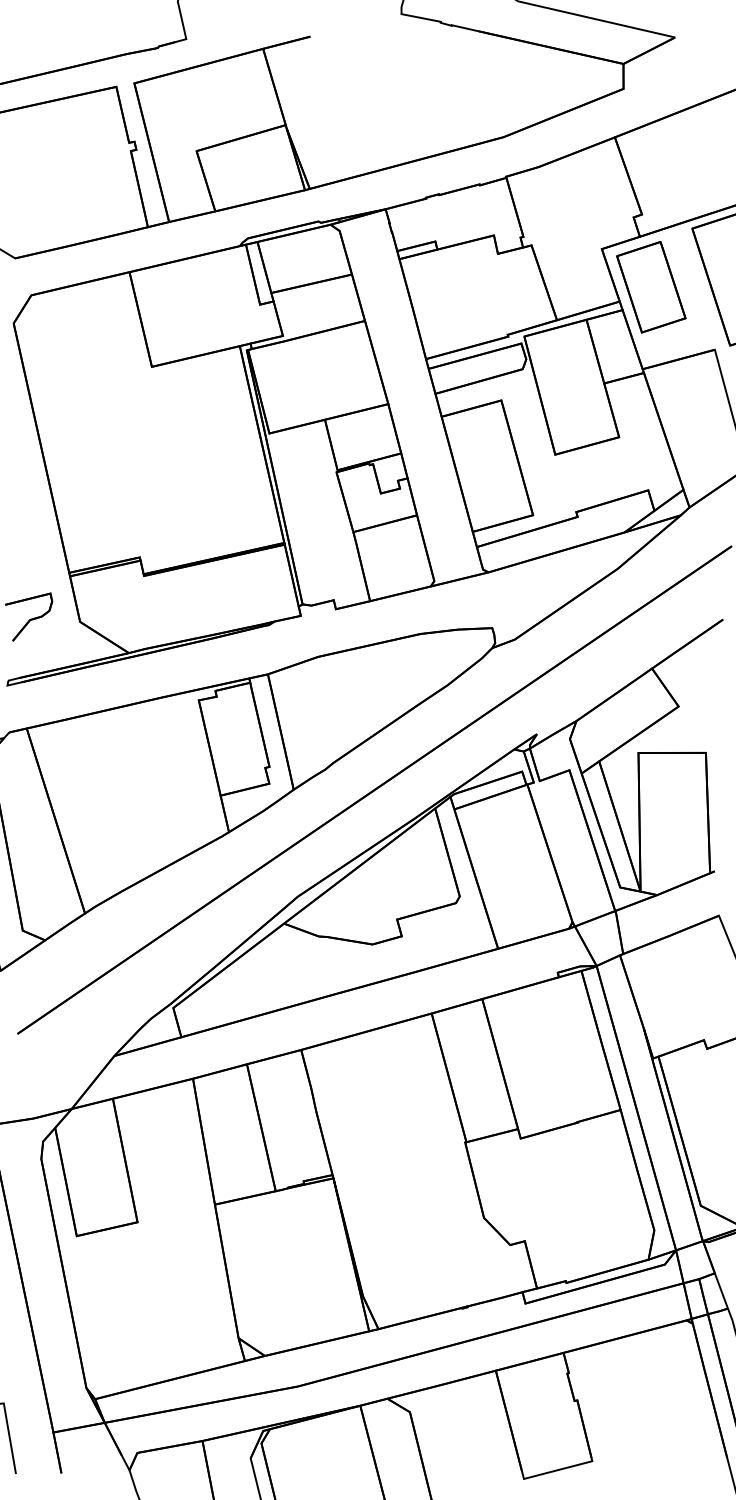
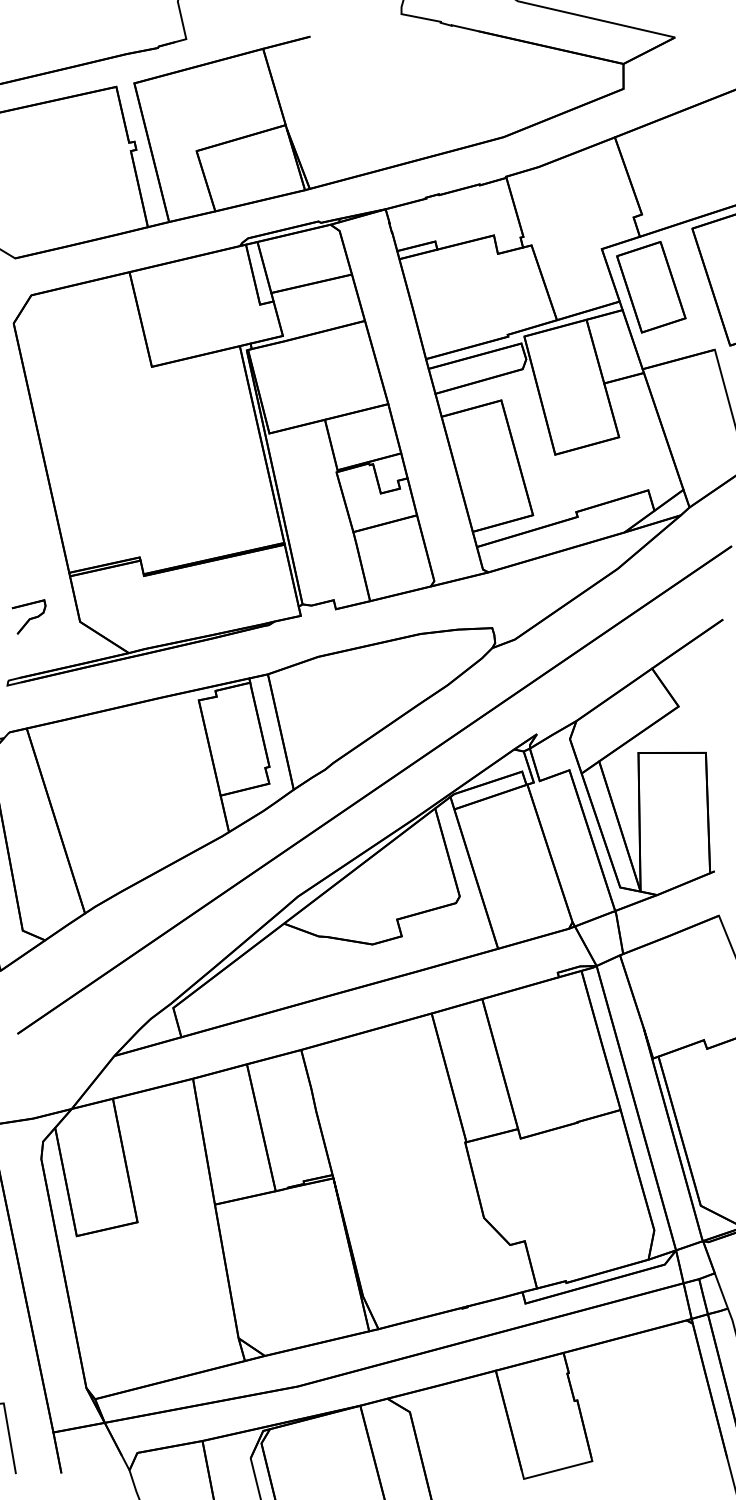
part size: 49x50 px -> 36x36 px (28, 616)
